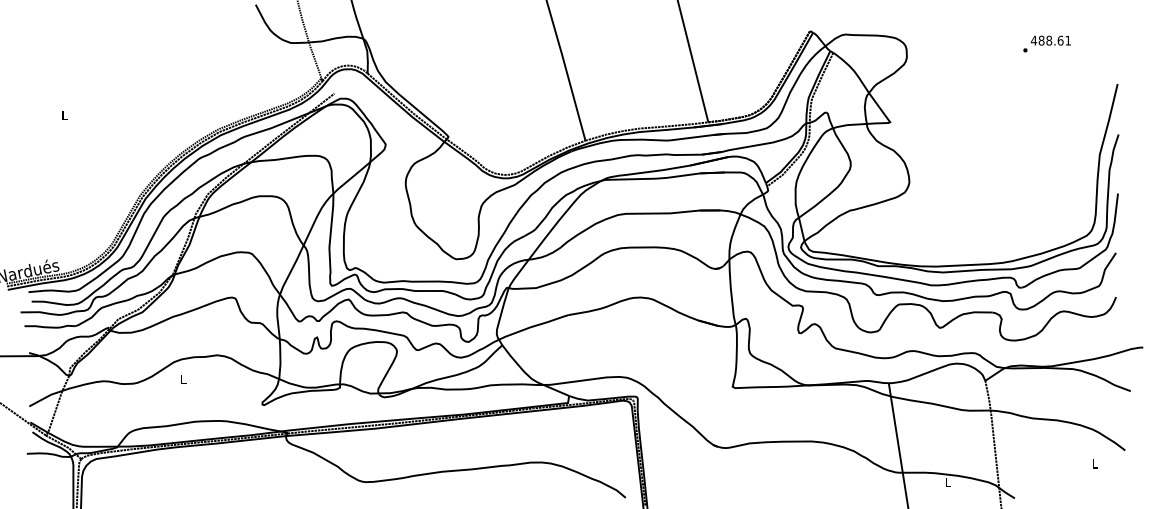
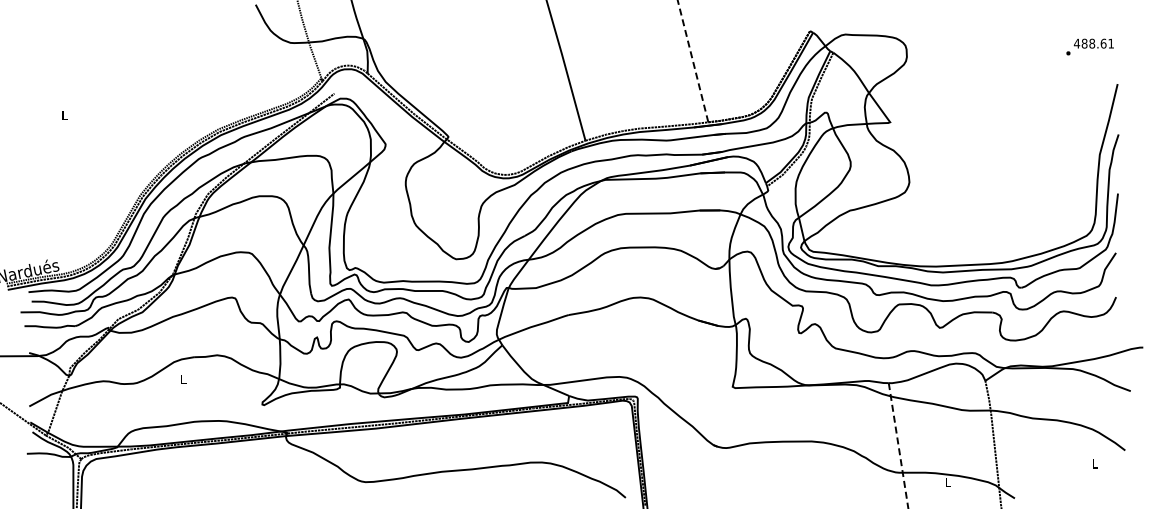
text position: (1046, 43) -> (1089, 46) (1089, 46)
line: solid -> dashed (693, 61)
line: solid -> dashed (898, 445)
